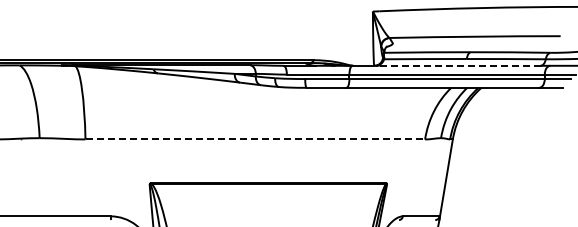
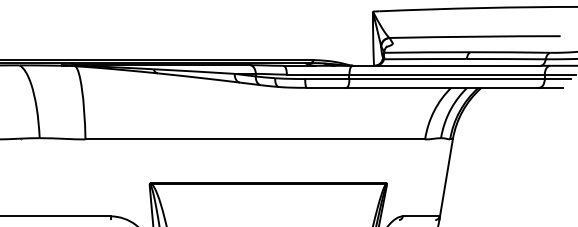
line: dashed -> solid (459, 65)
line: dashed -> solid (255, 139)
